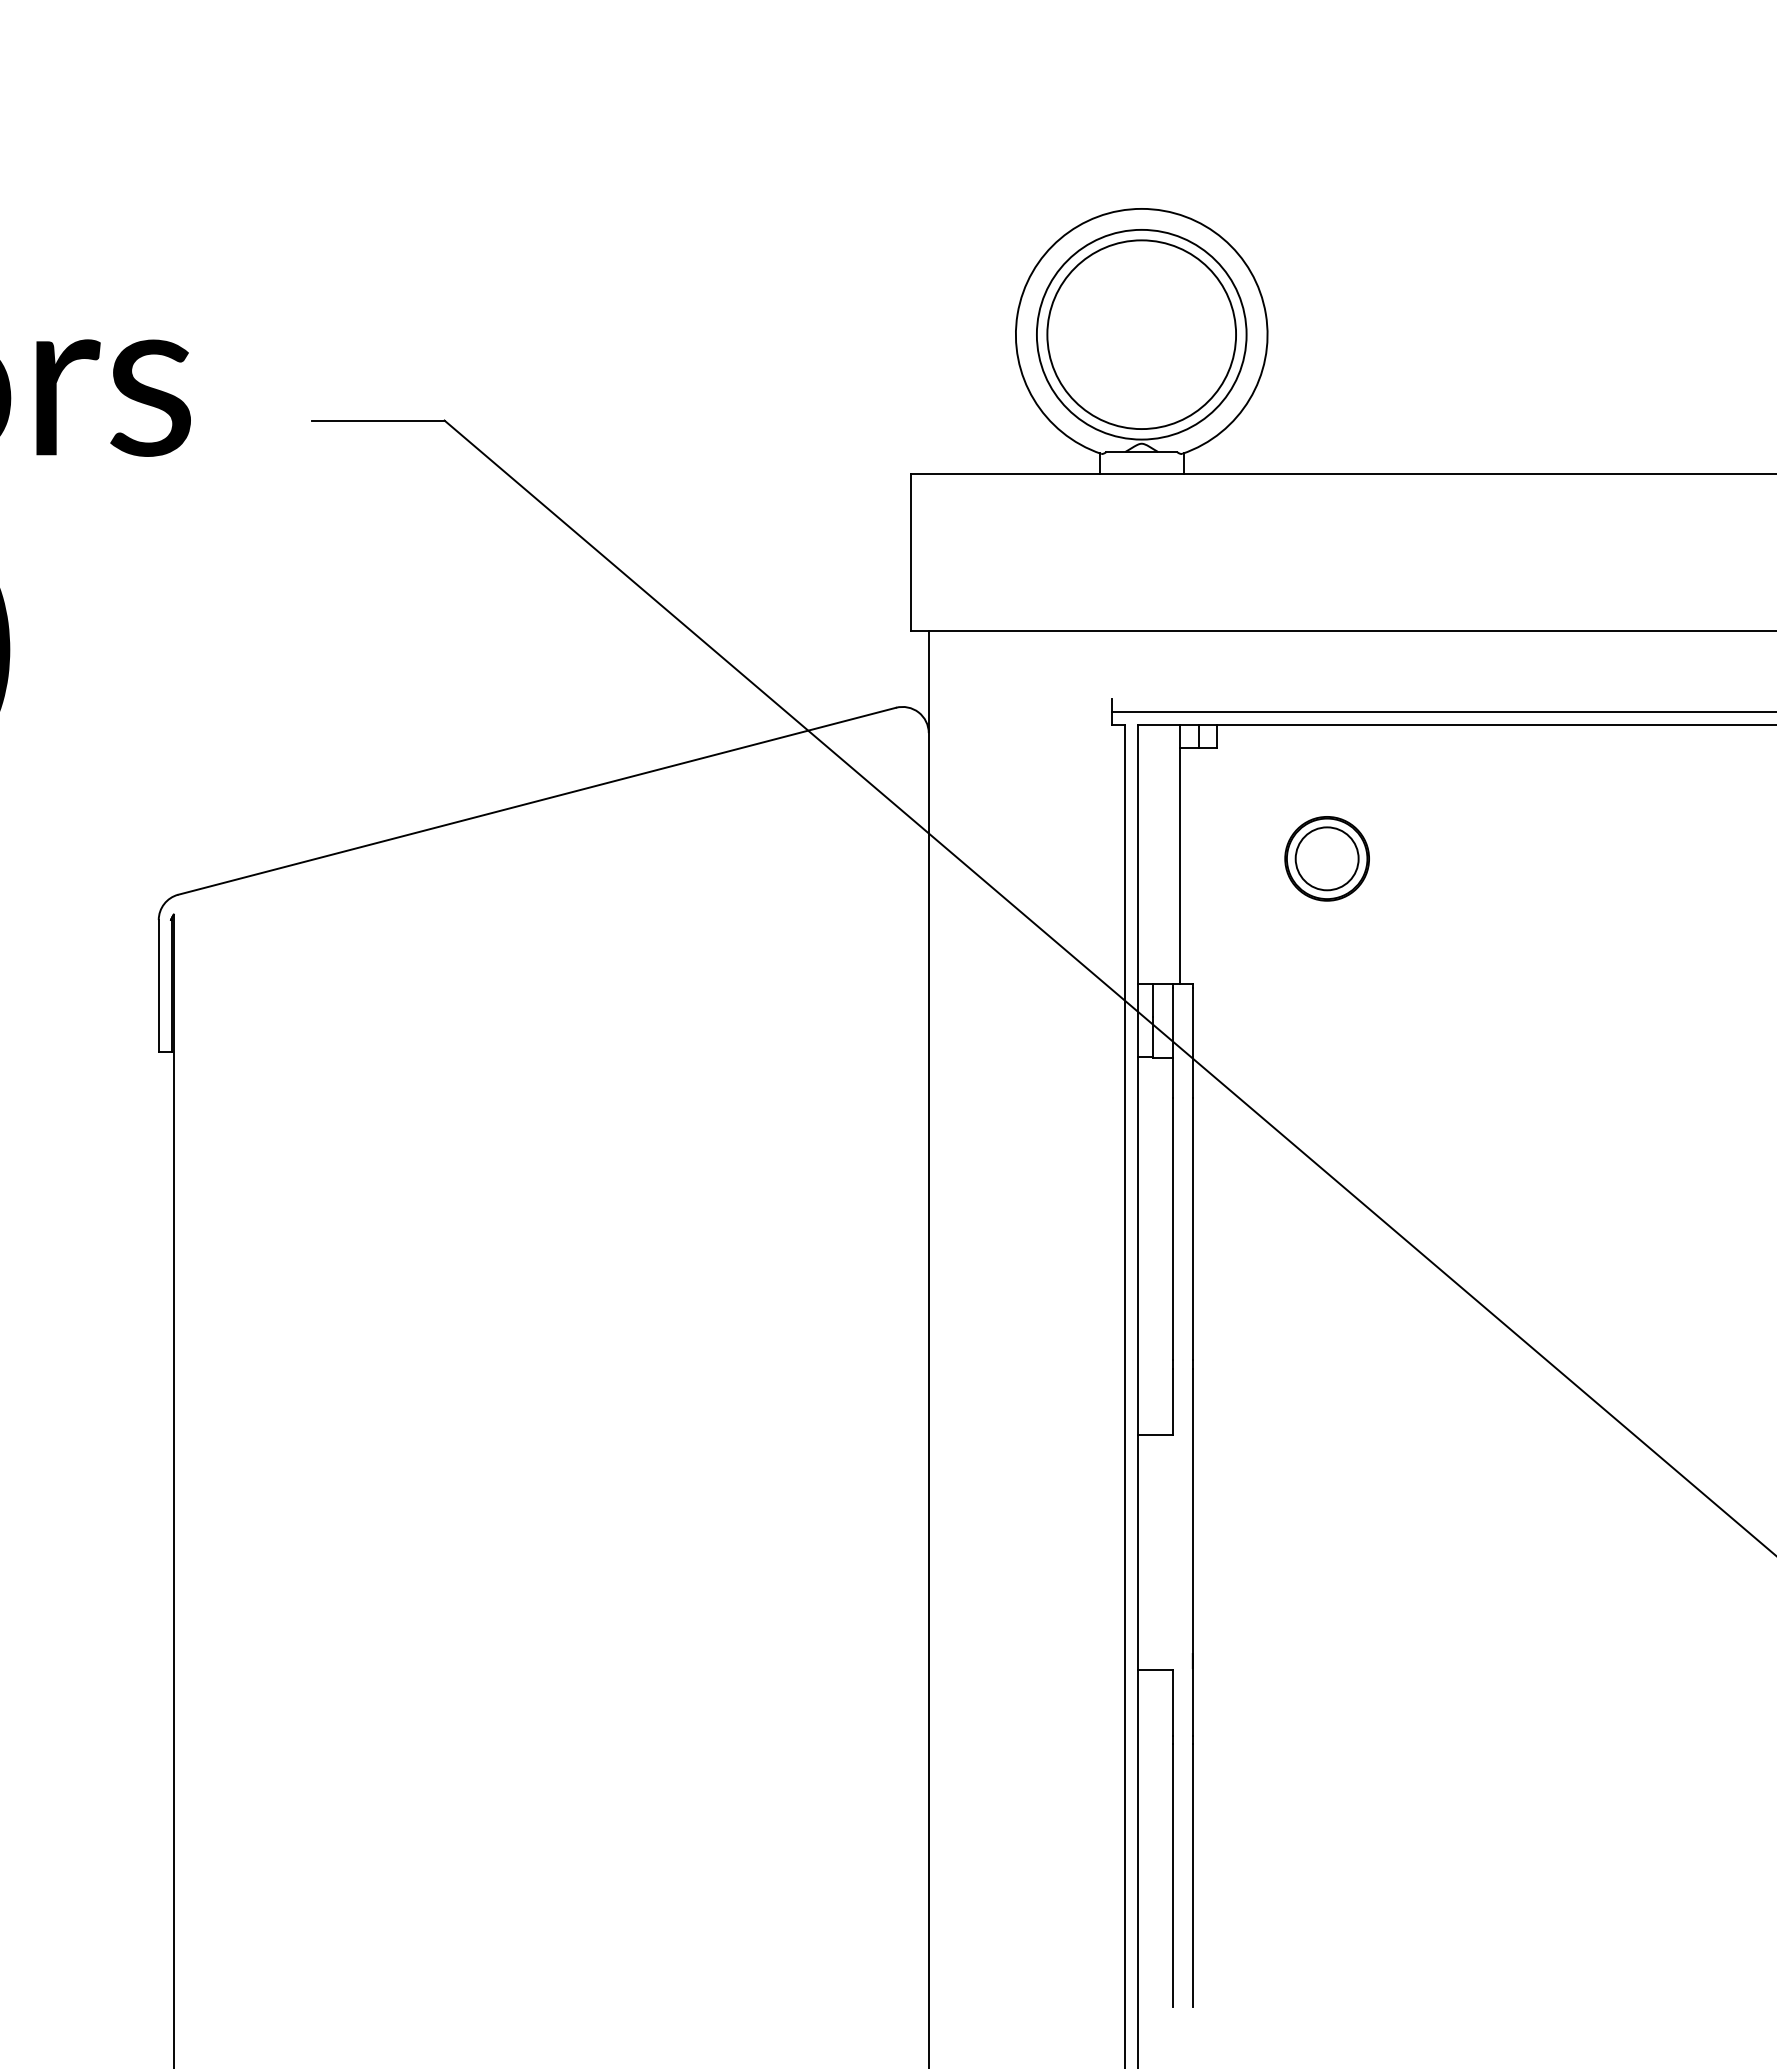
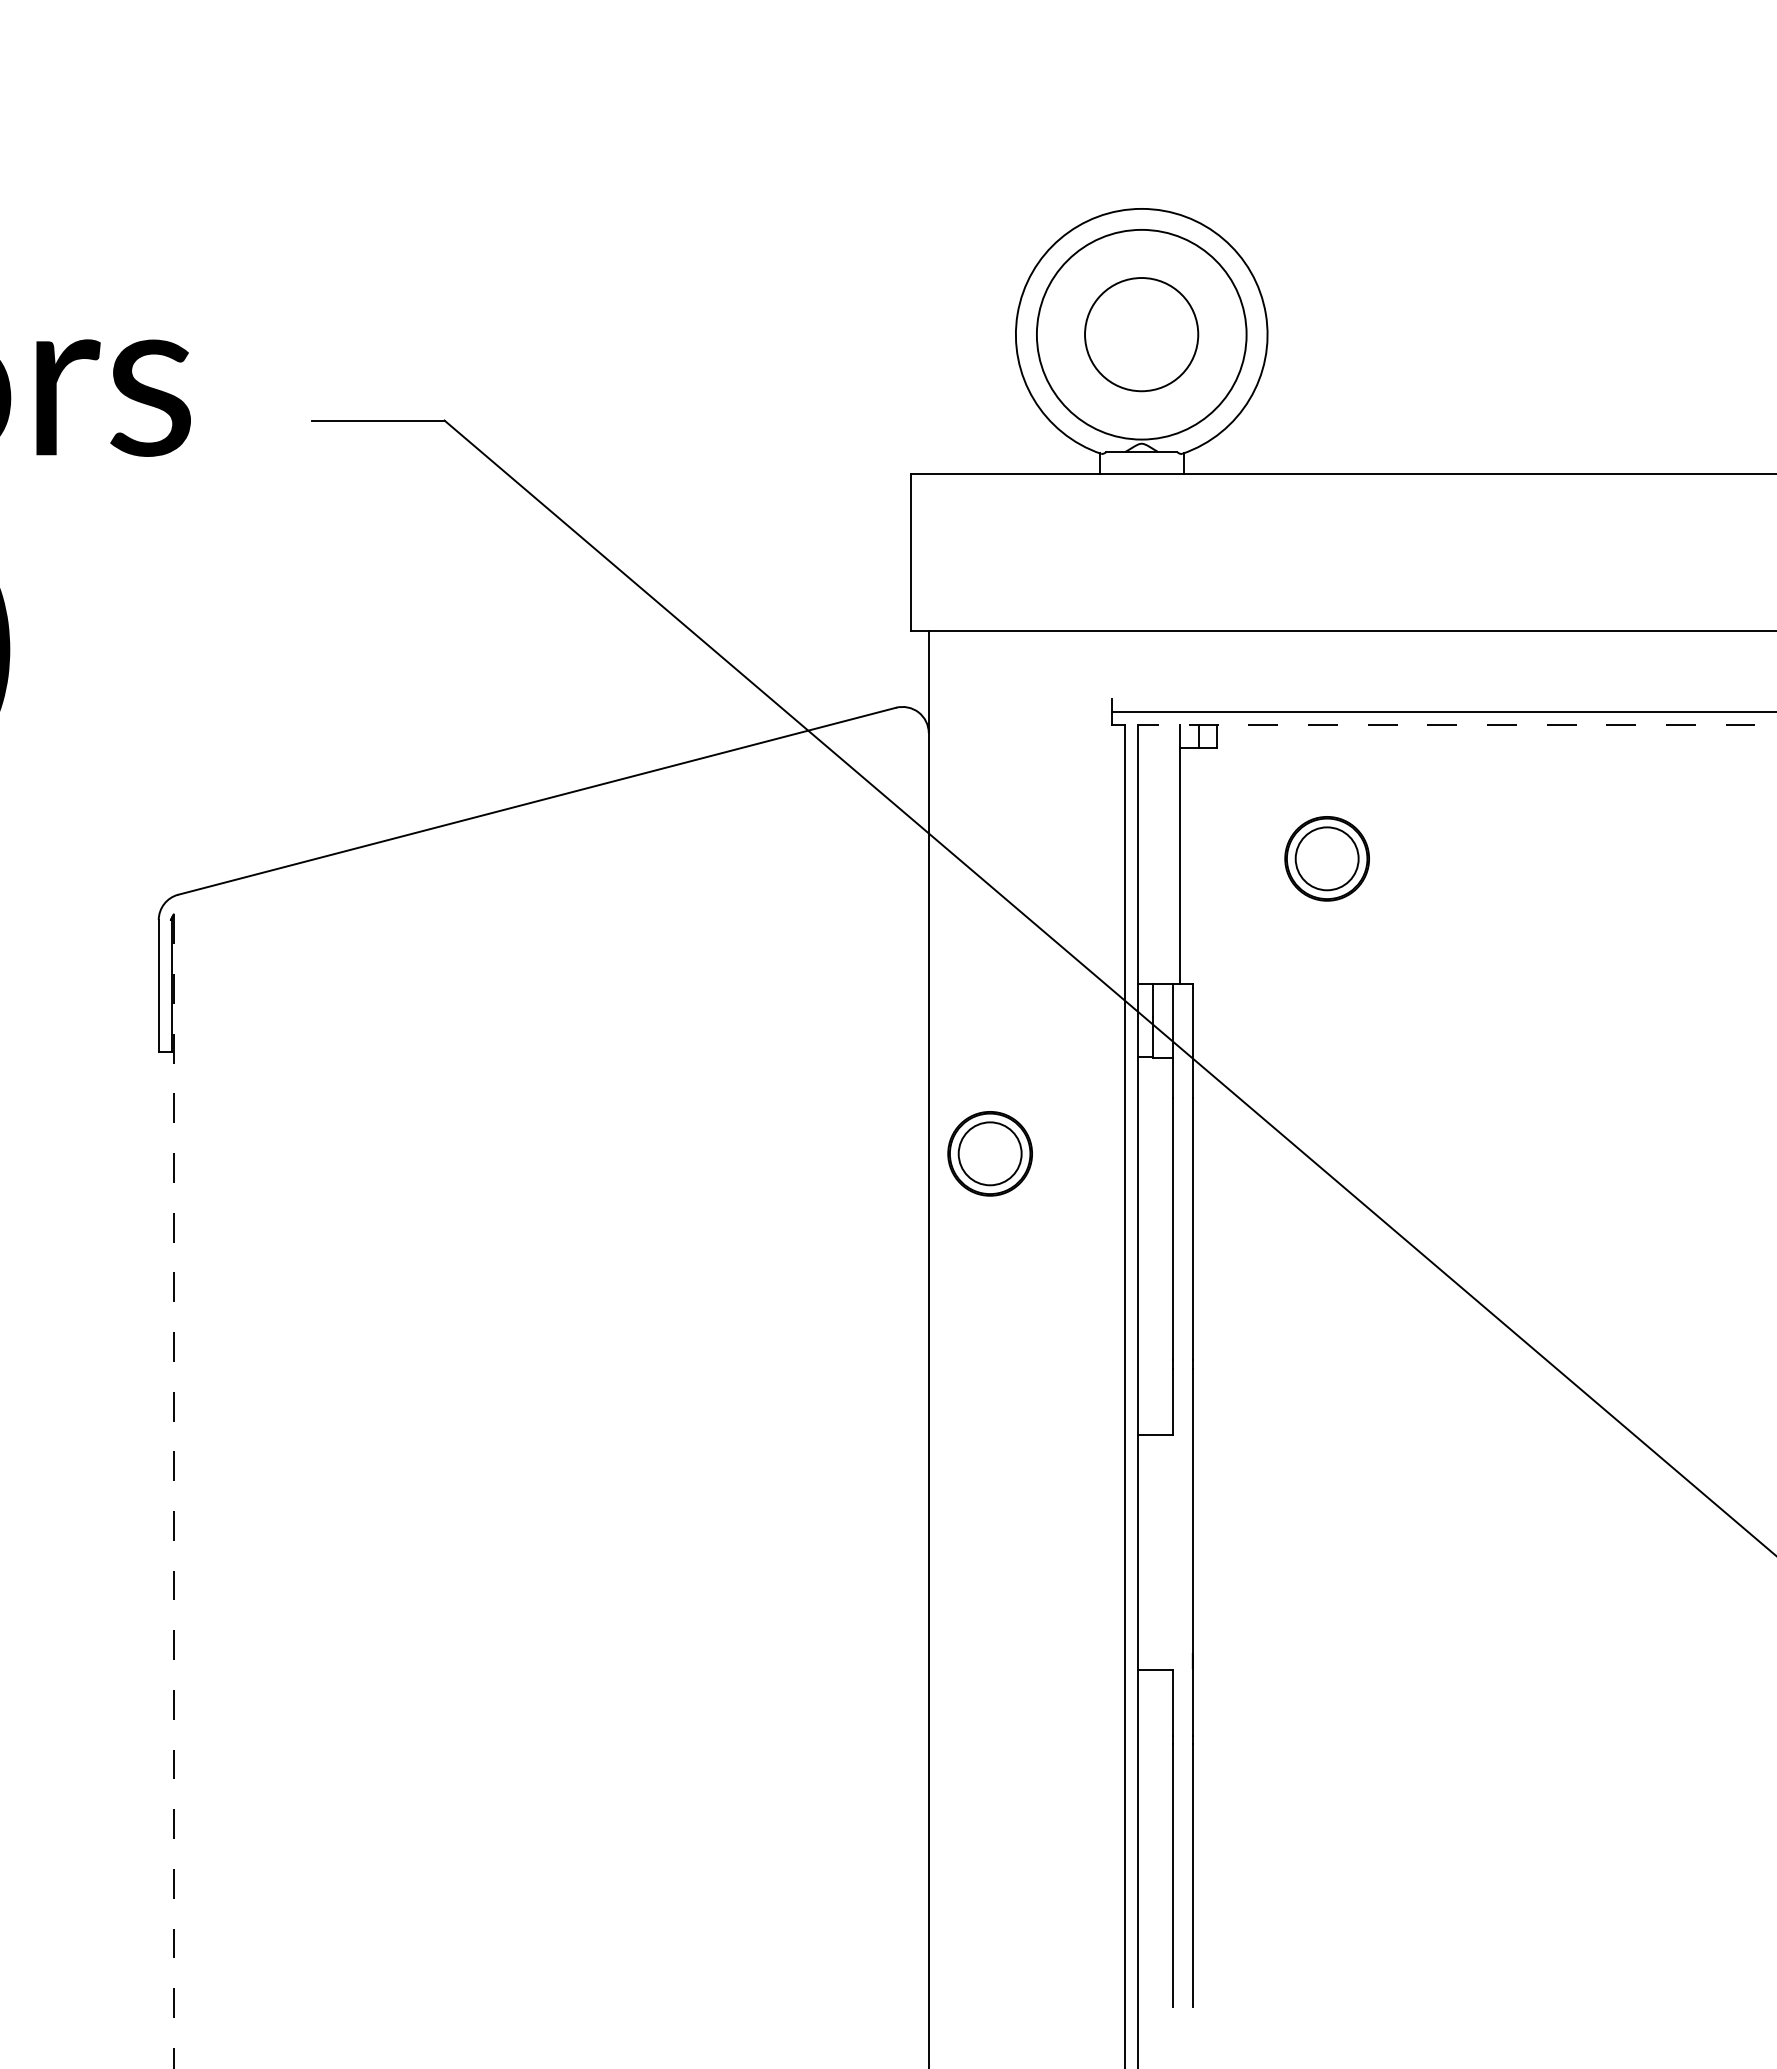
circle size: 191x191 px -> 116x116 px (1141, 334)
line: solid -> dashed (1457, 725)
part: none -> present (989, 1153)
line: solid -> dashed (173, 1491)
